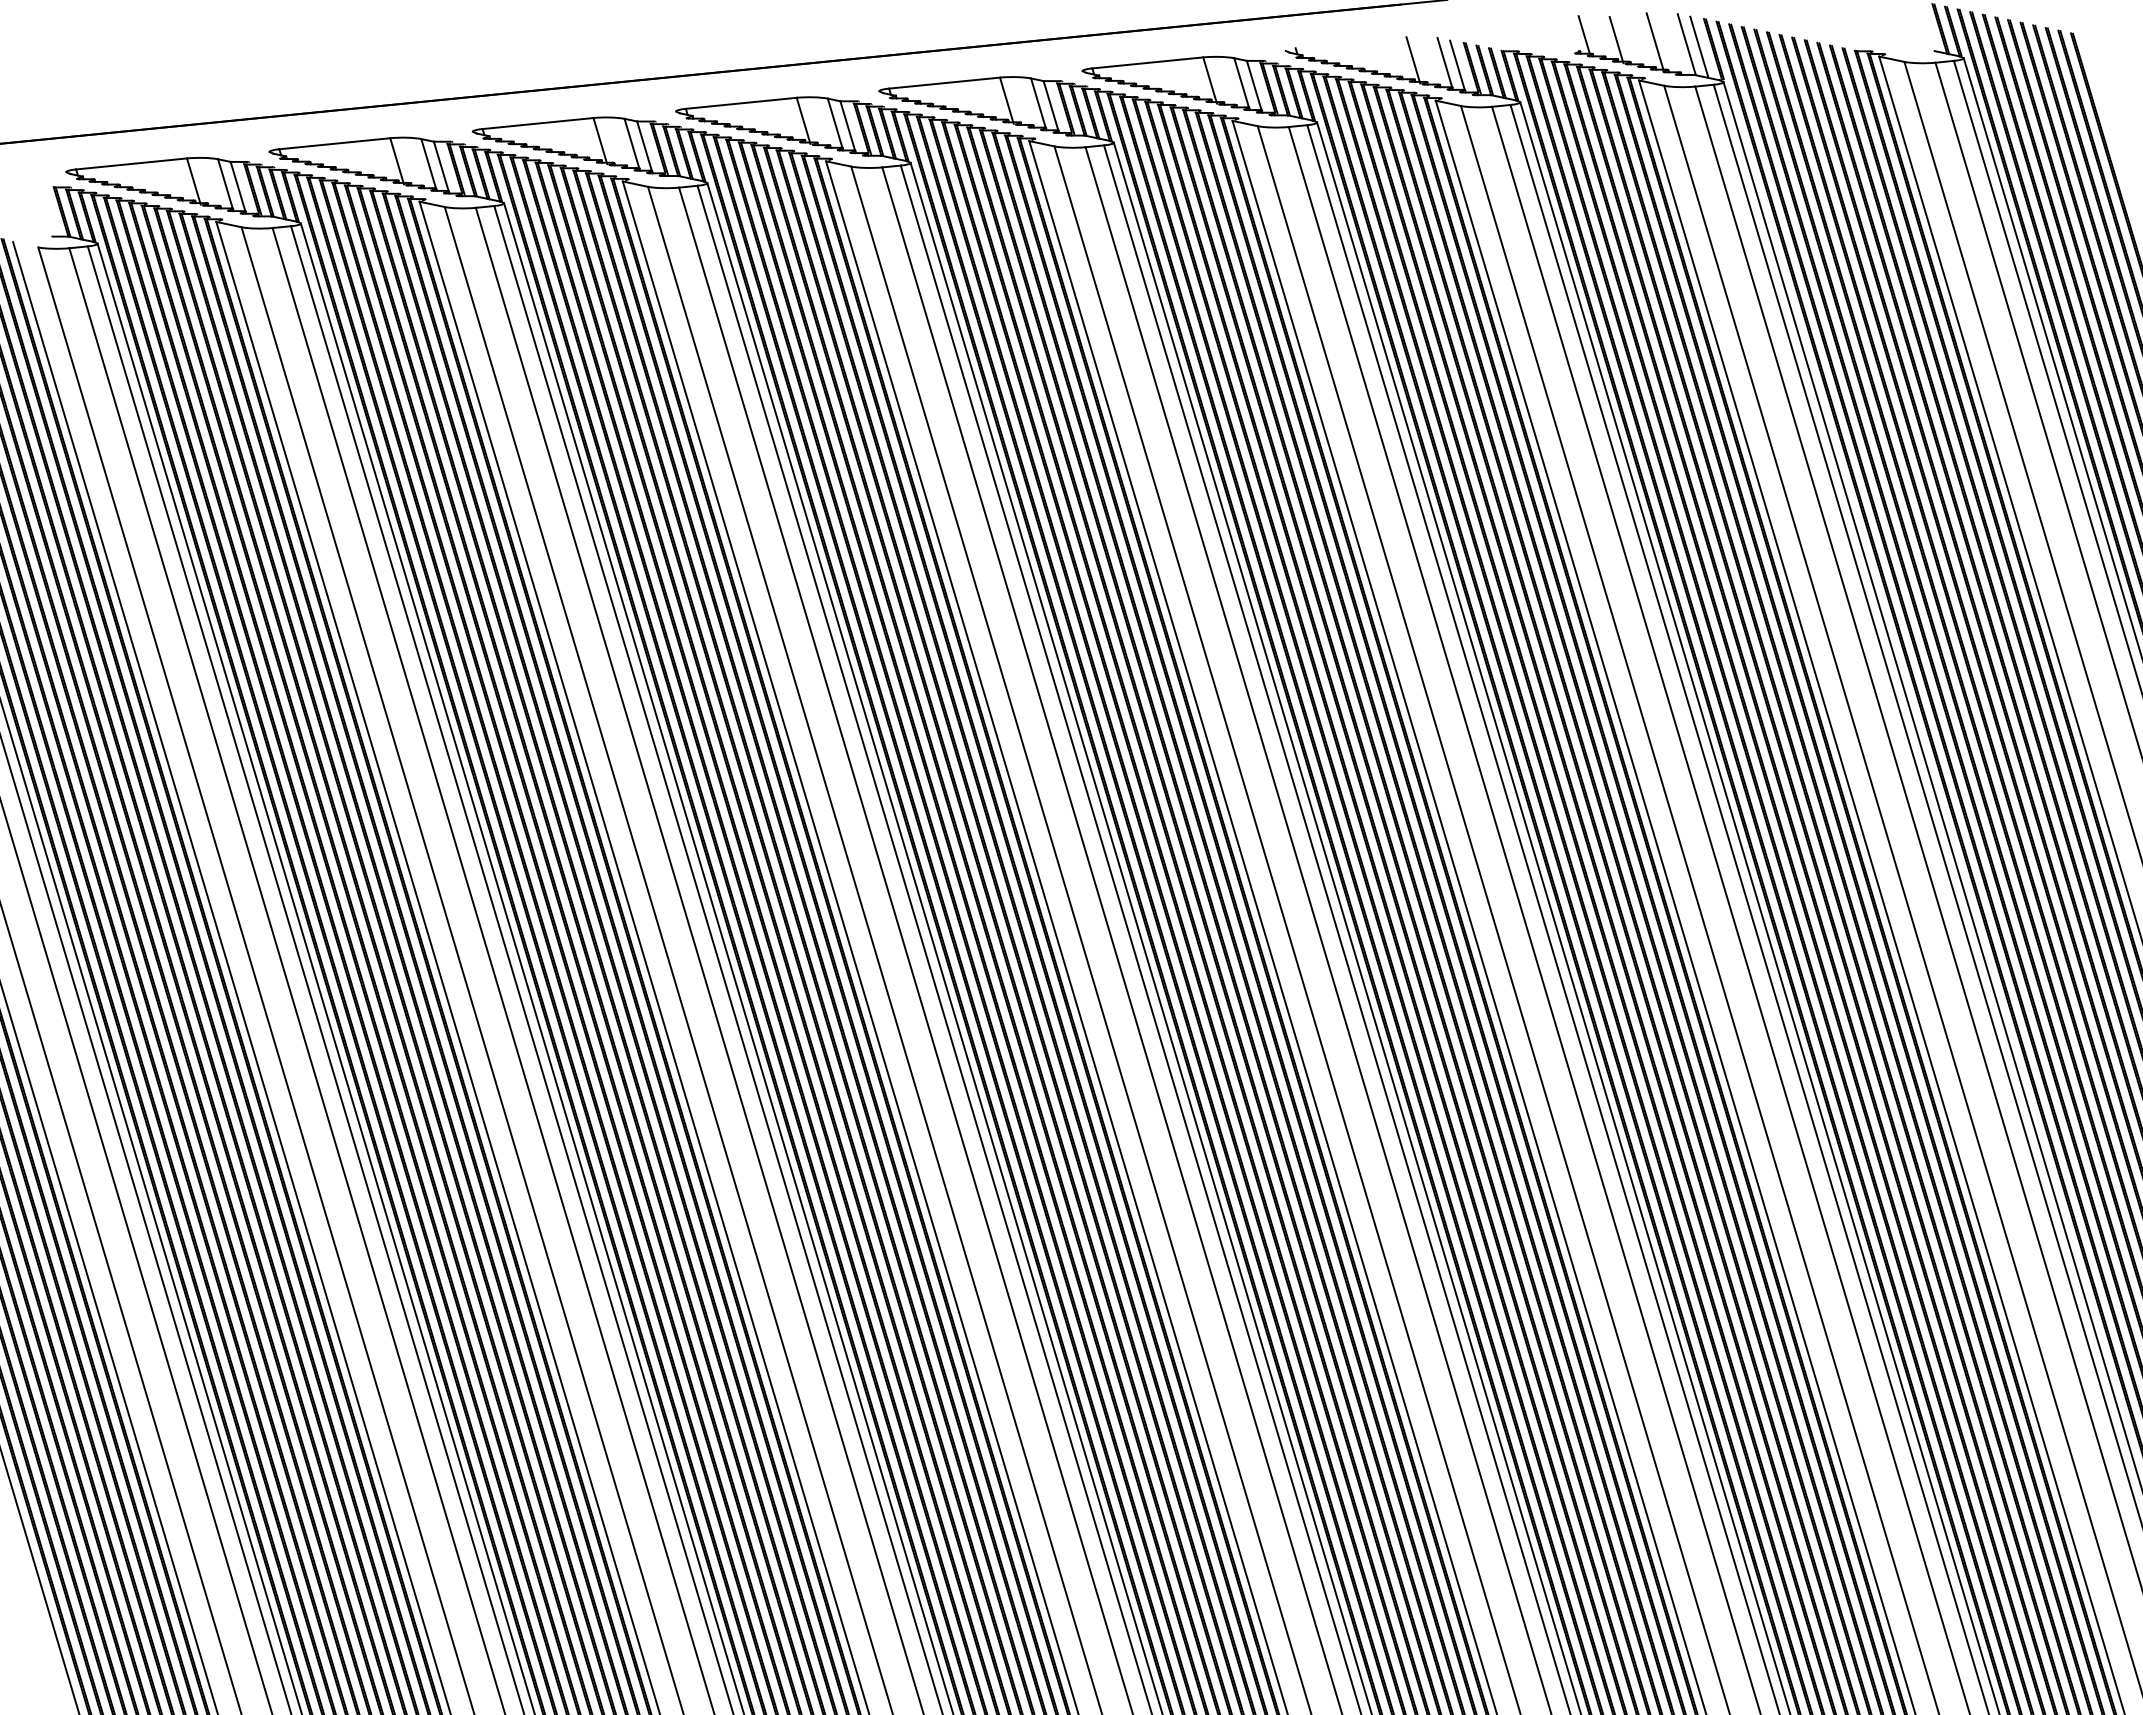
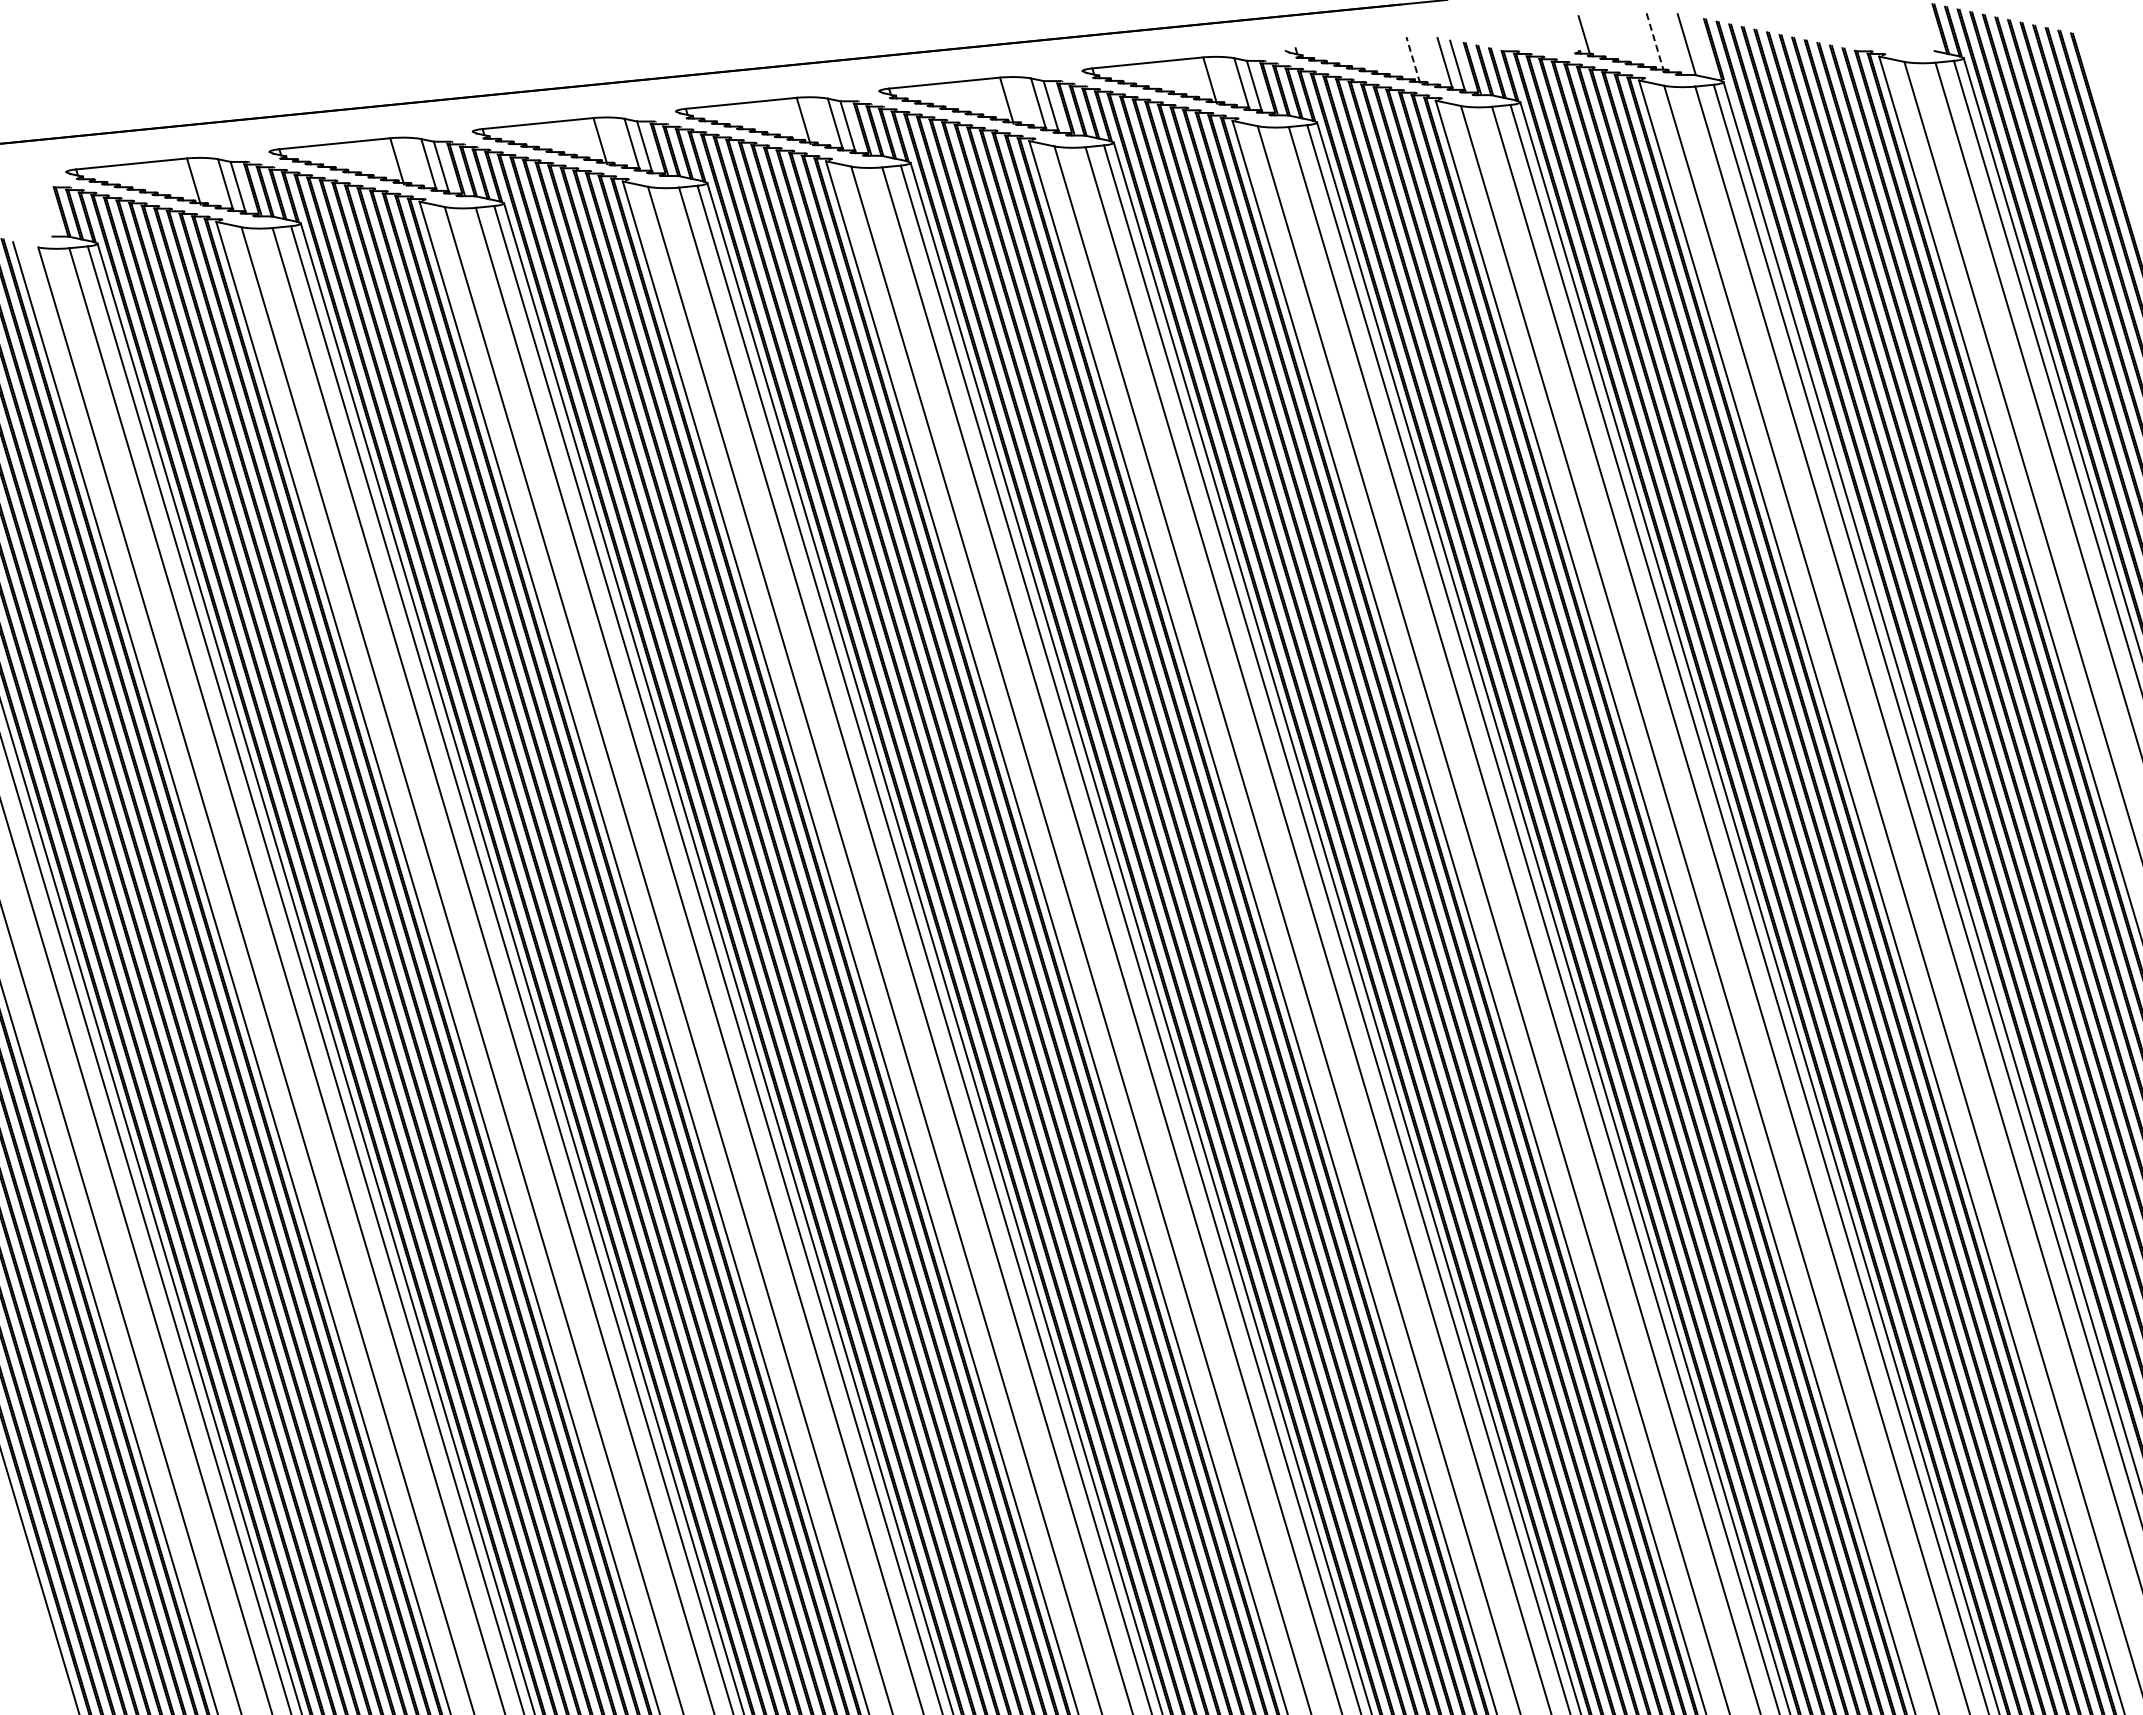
line: present -> none (1616, 40)
line: solid -> dashed (1655, 41)
line: present -> none (1699, 46)
line: solid -> dashed (1413, 59)
